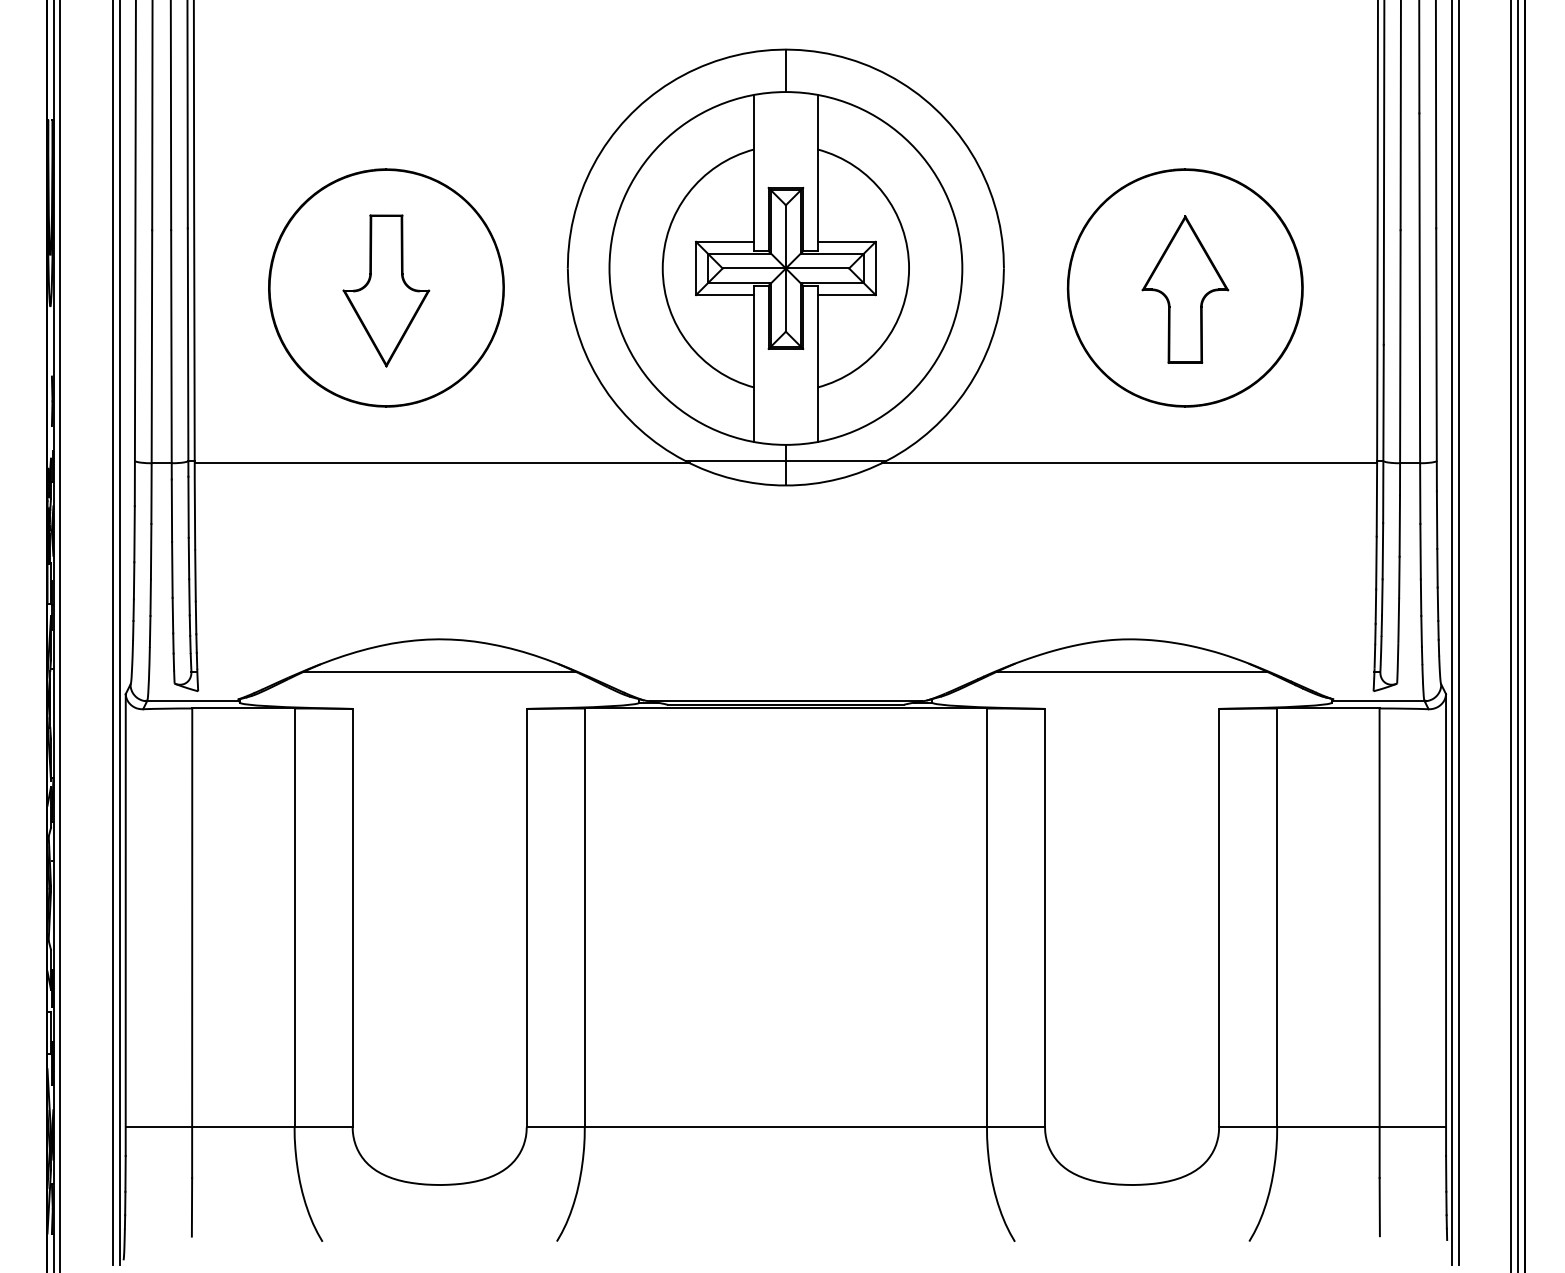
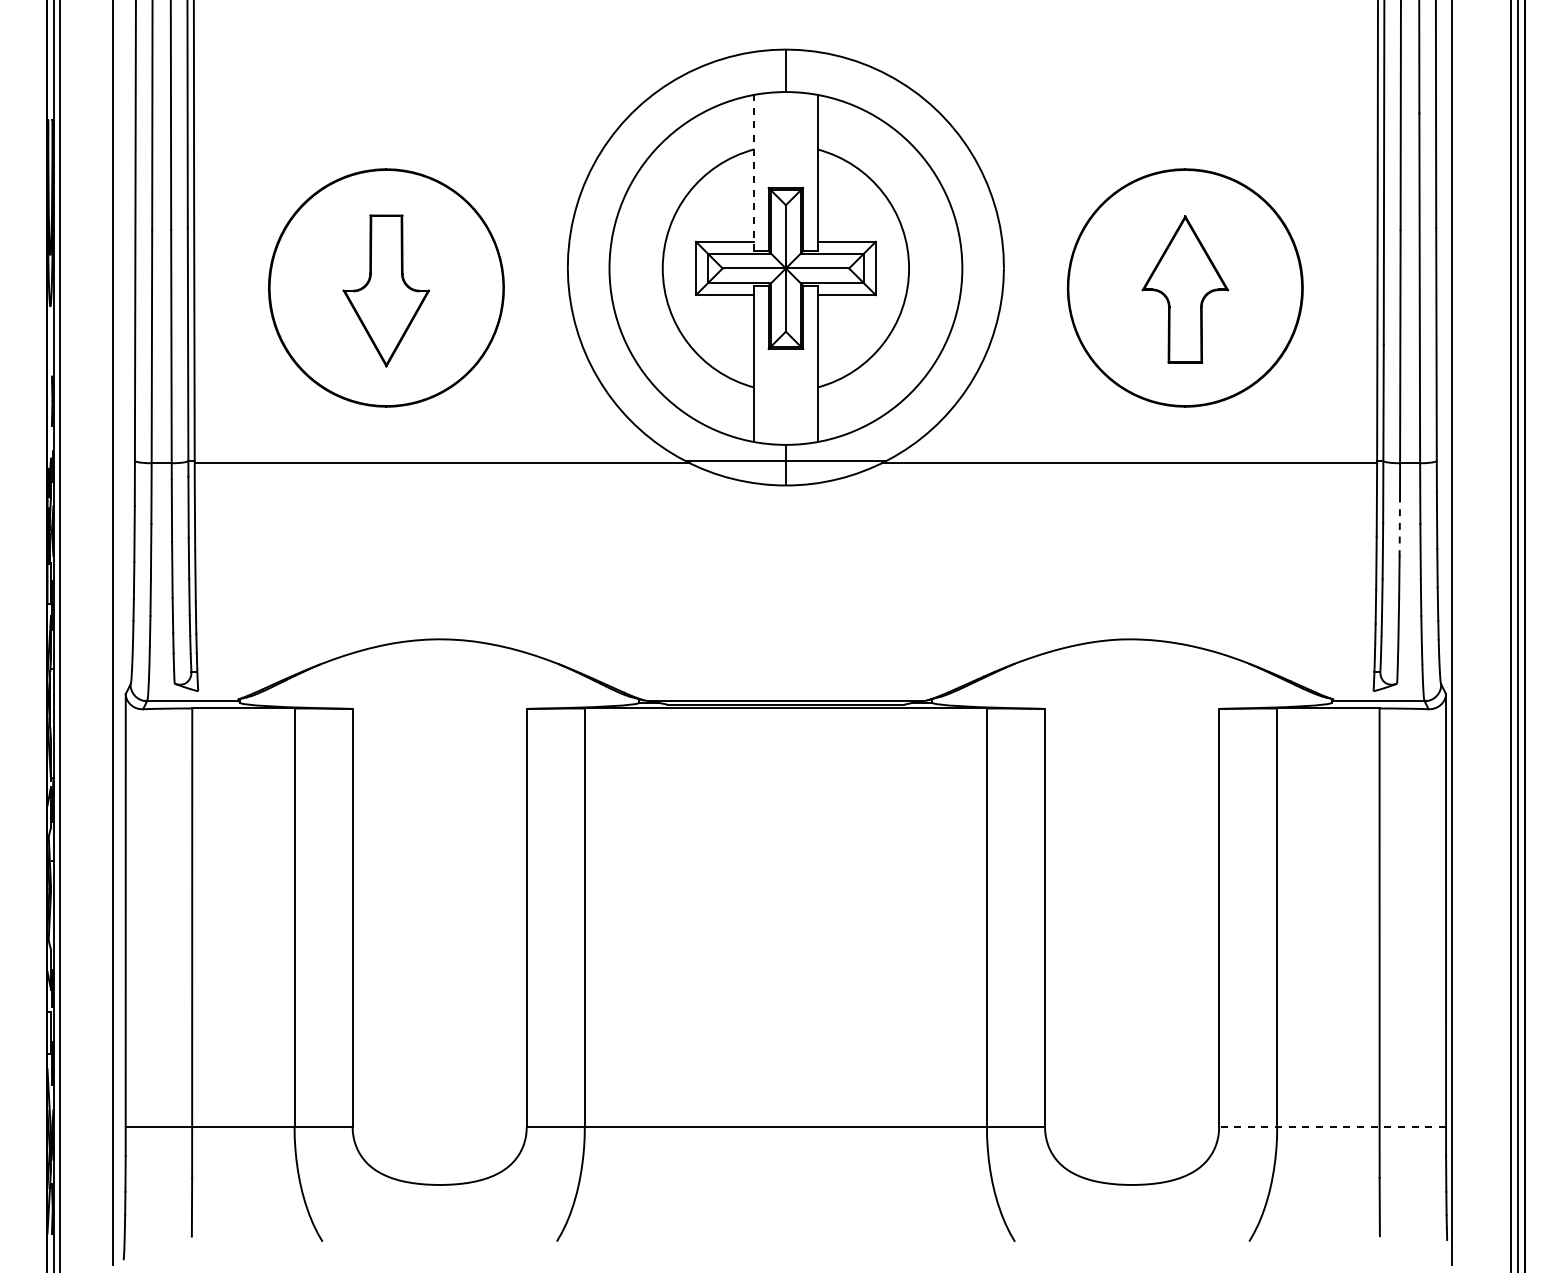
line: solid -> dashed (754, 172)
line: solid -> dashed (1399, 526)
line: present -> none (120, 633)
line: present -> none (1458, 633)
line: present -> none (439, 672)
line: present -> none (1131, 672)
line: solid -> dashed (1332, 1127)
